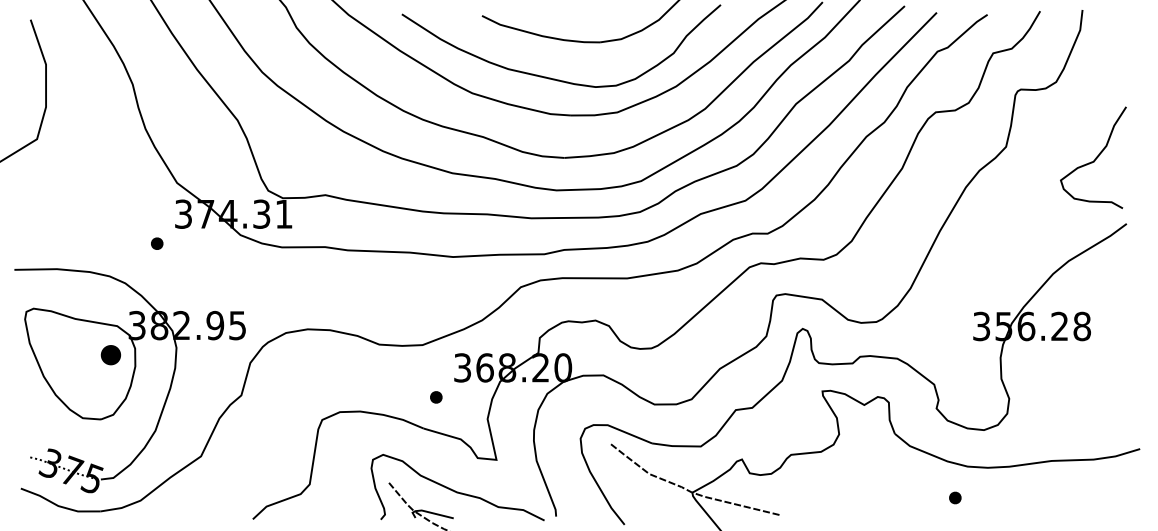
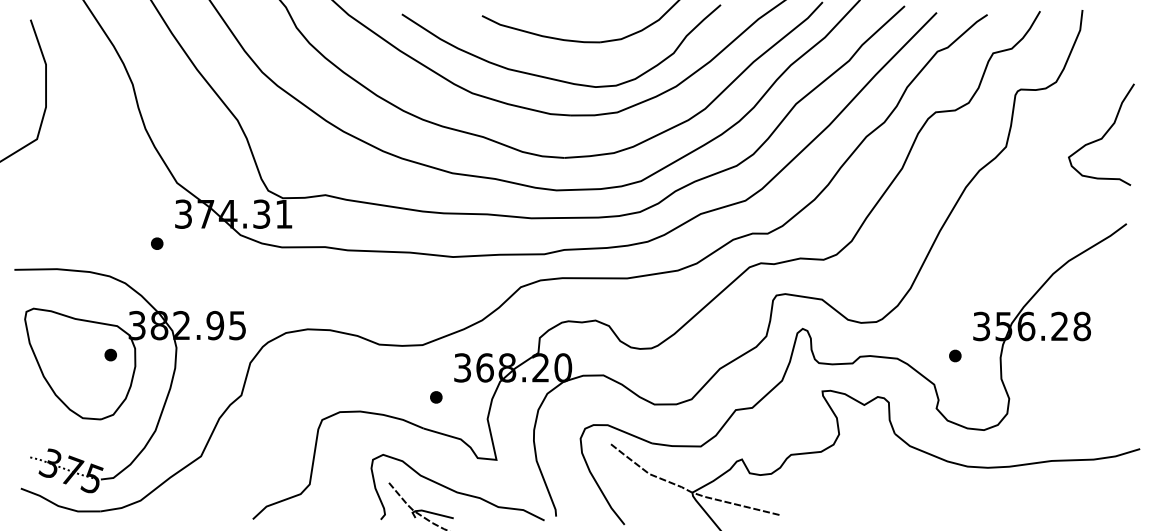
curve position: (1095, 157) -> (1103, 134) (1103, 134)
part size: 22x21 px -> 13x14 px (110, 354)
part position: (955, 497) -> (955, 355) (955, 355)
